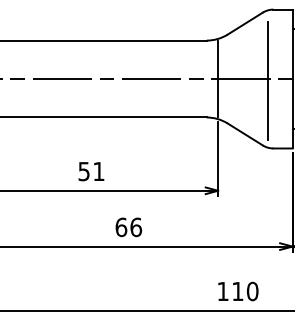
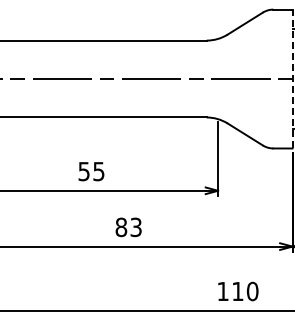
line: present -> none (218, 78)
line: solid -> dashed (292, 78)
line: present -> none (267, 81)
text: 51 -> 55 (98, 171)
text: 66 -> 83 (128, 227)
